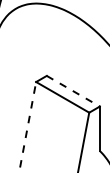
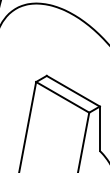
line: dashed -> solid (73, 91)
line: dashed -> solid (27, 127)
